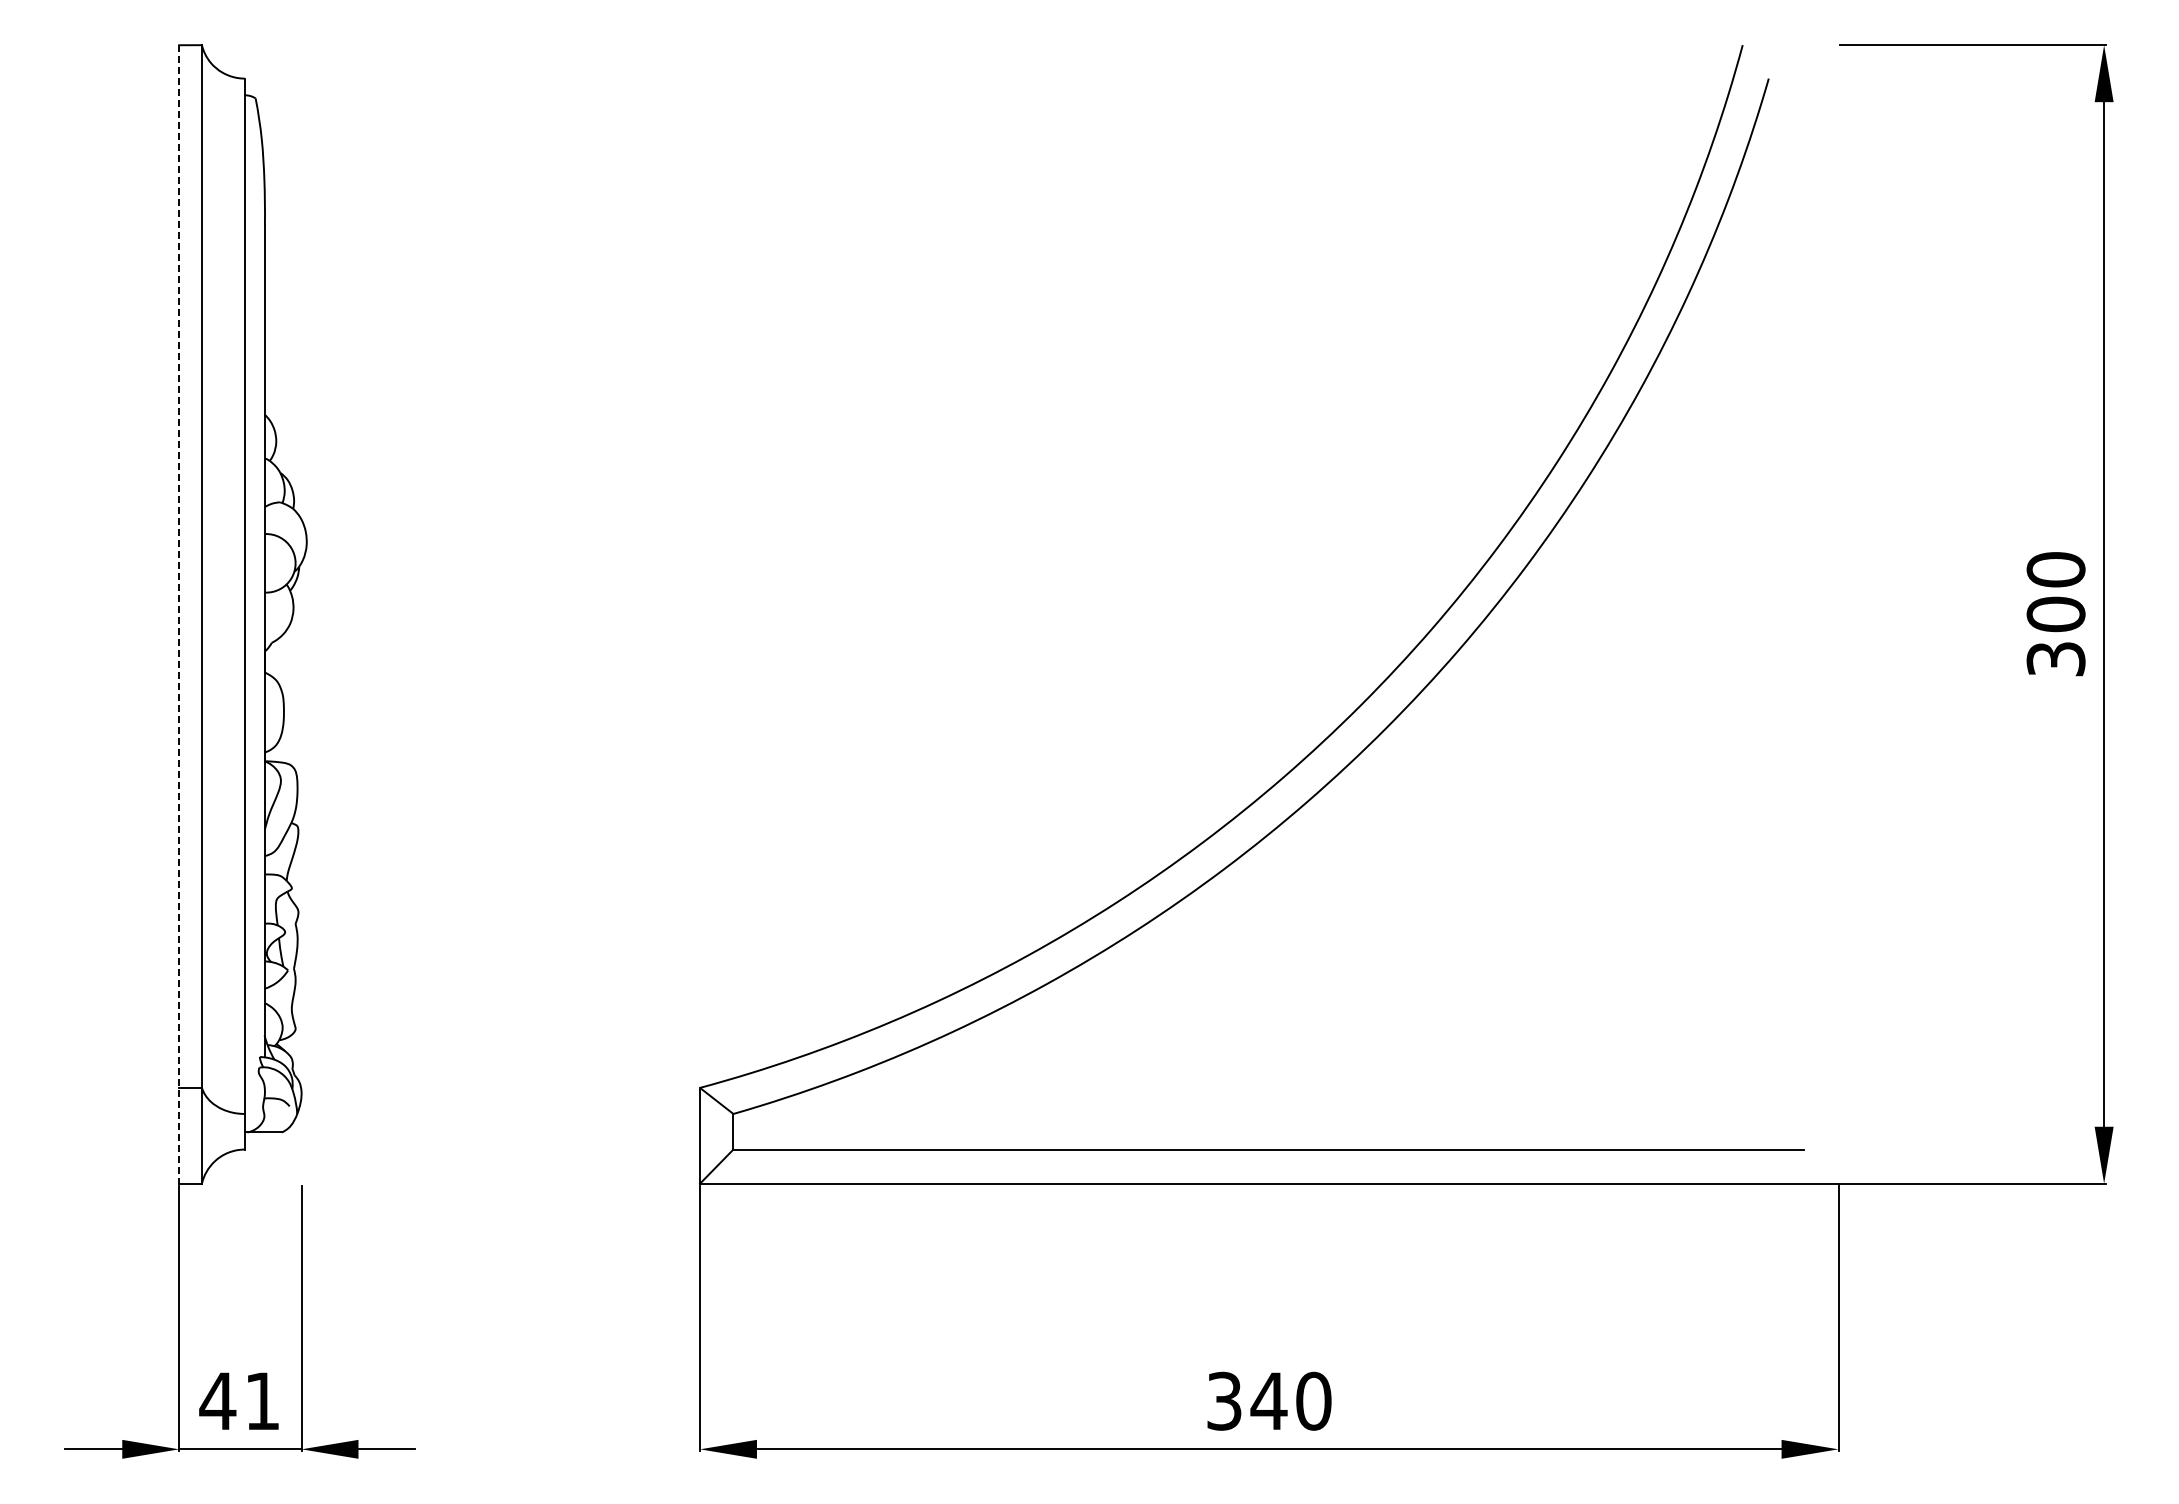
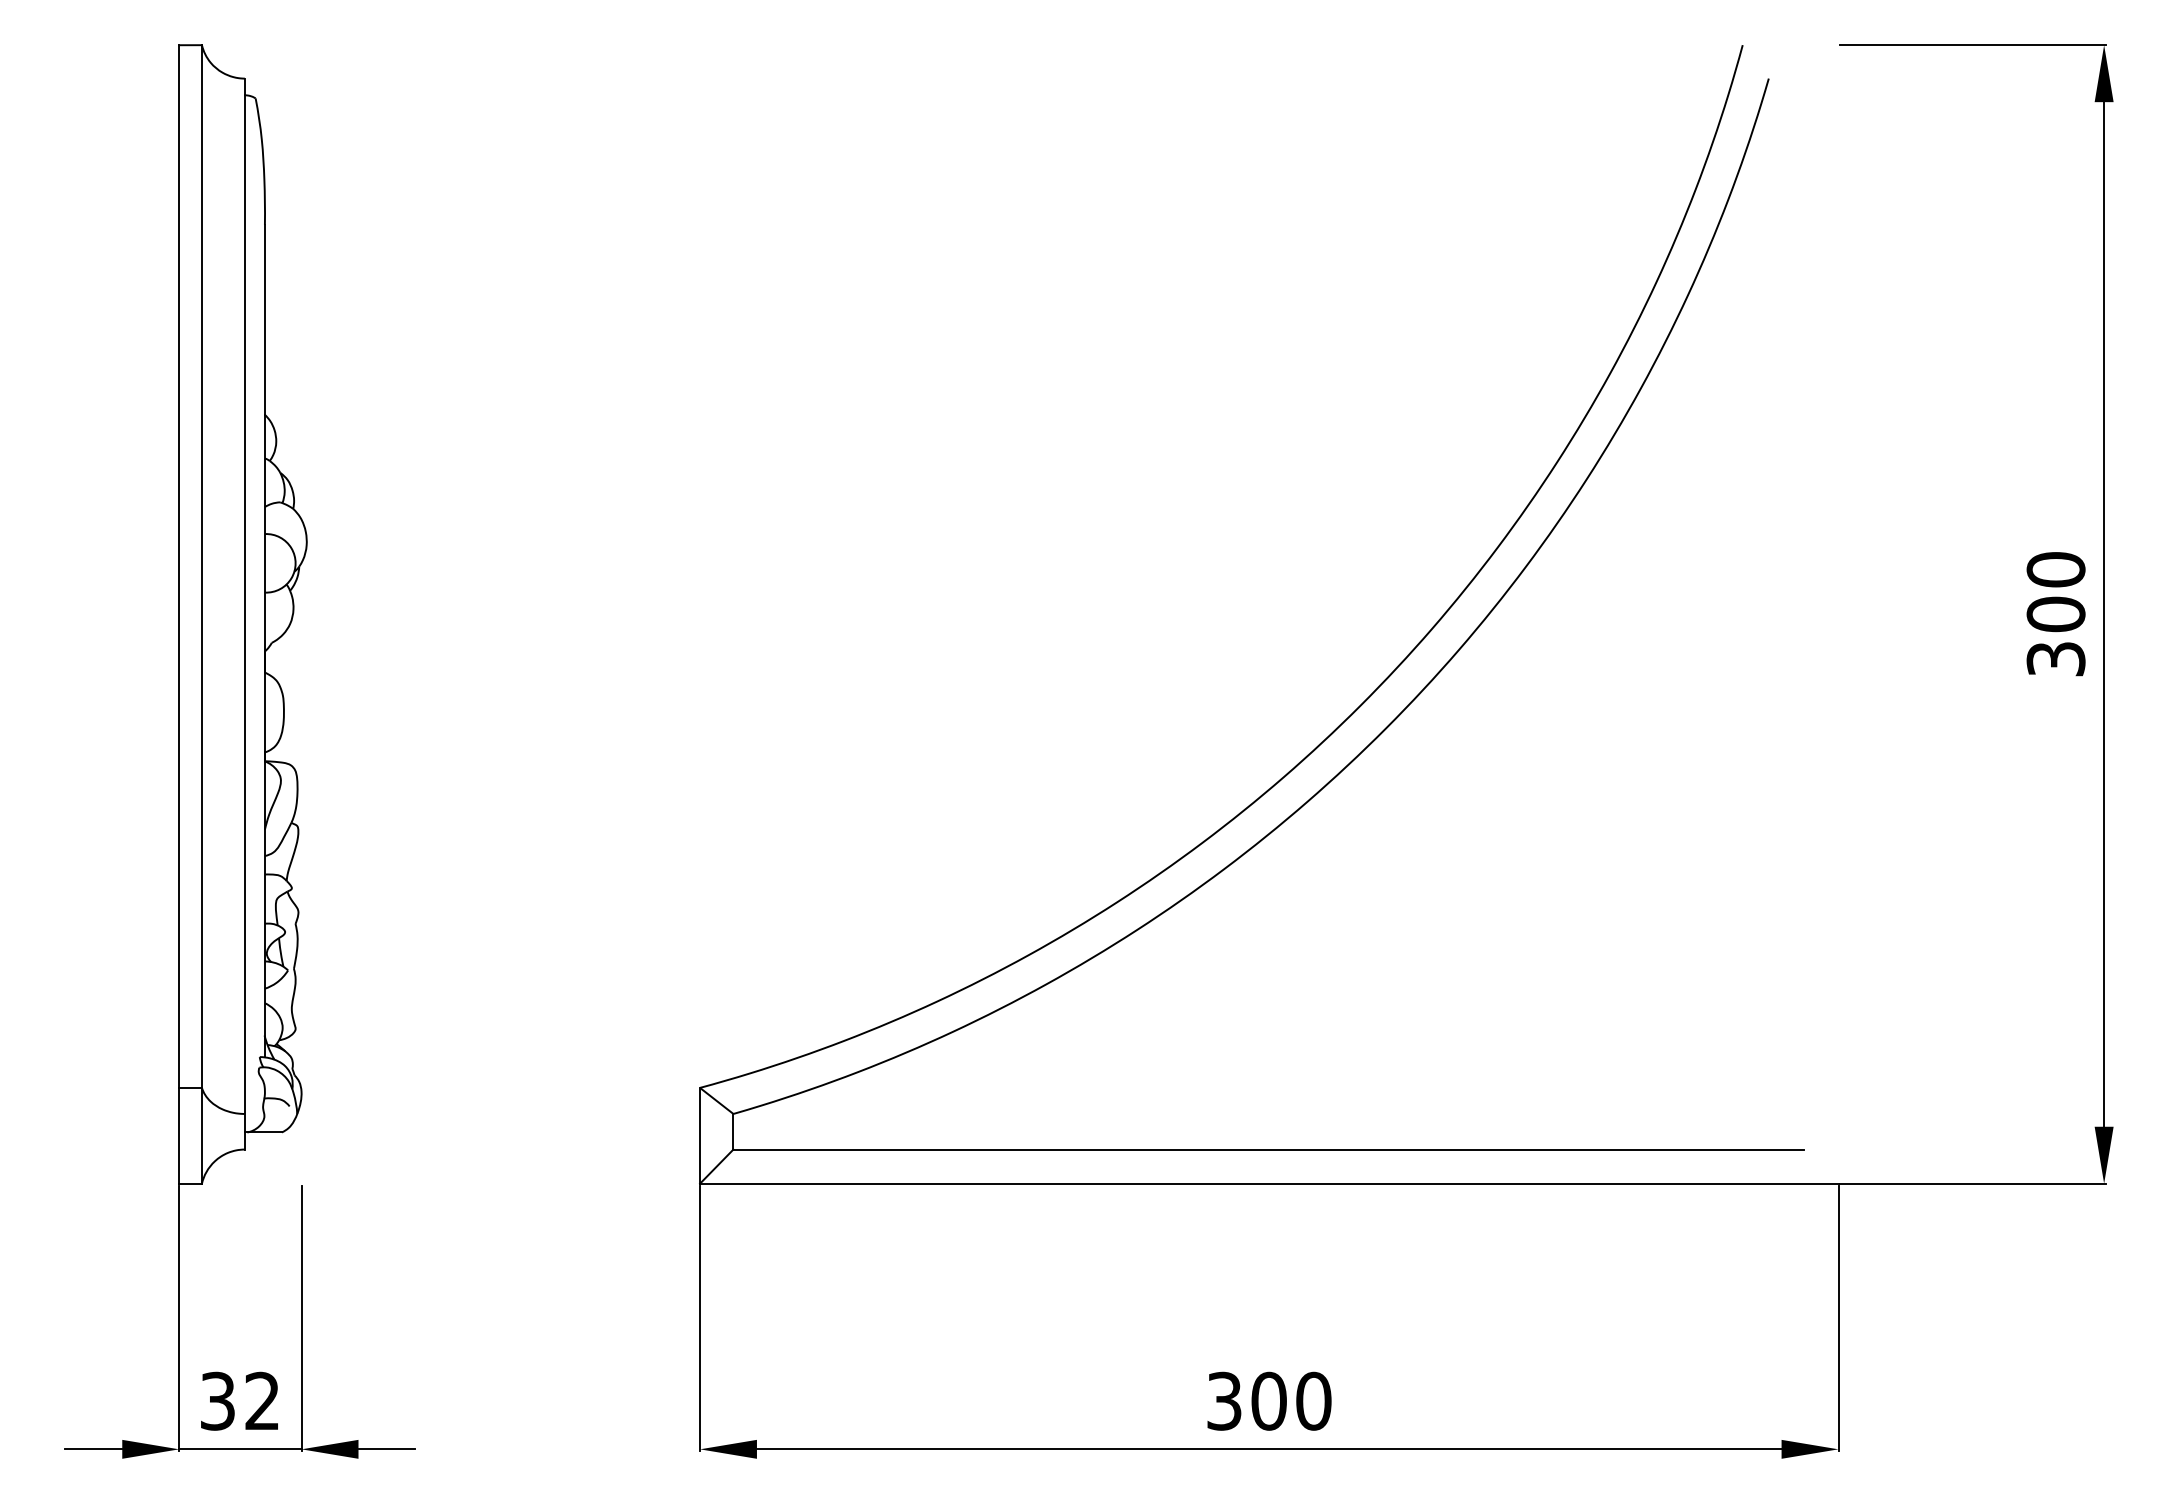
line: dashed -> solid (179, 614)
text: 41 -> 32 (238, 1400)
text: 340 -> 300 (1268, 1400)
